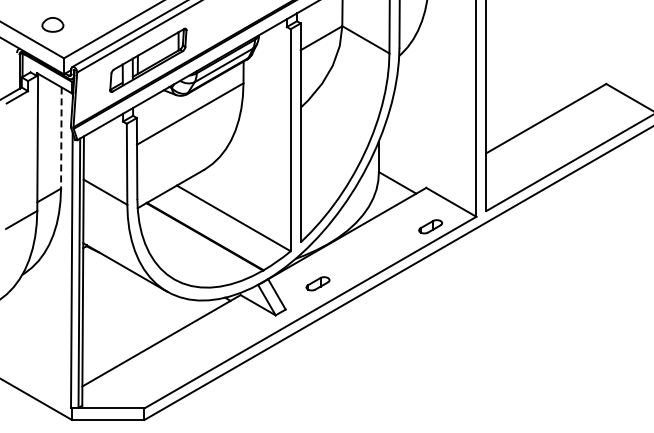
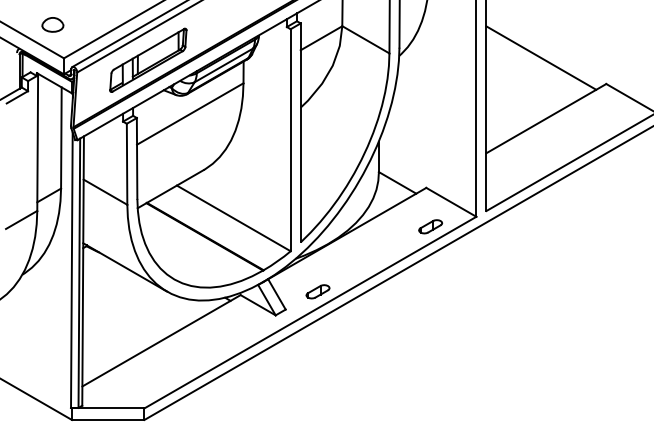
line: none -> present (541, 57)
line: dashed -> solid (61, 138)
part position: (317, 283) -> (317, 291) (317, 291)
